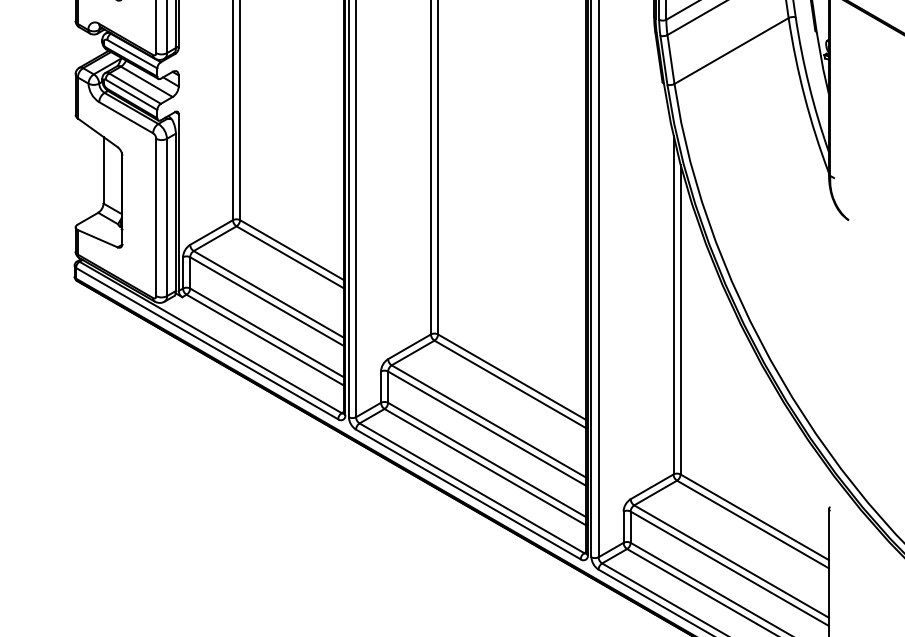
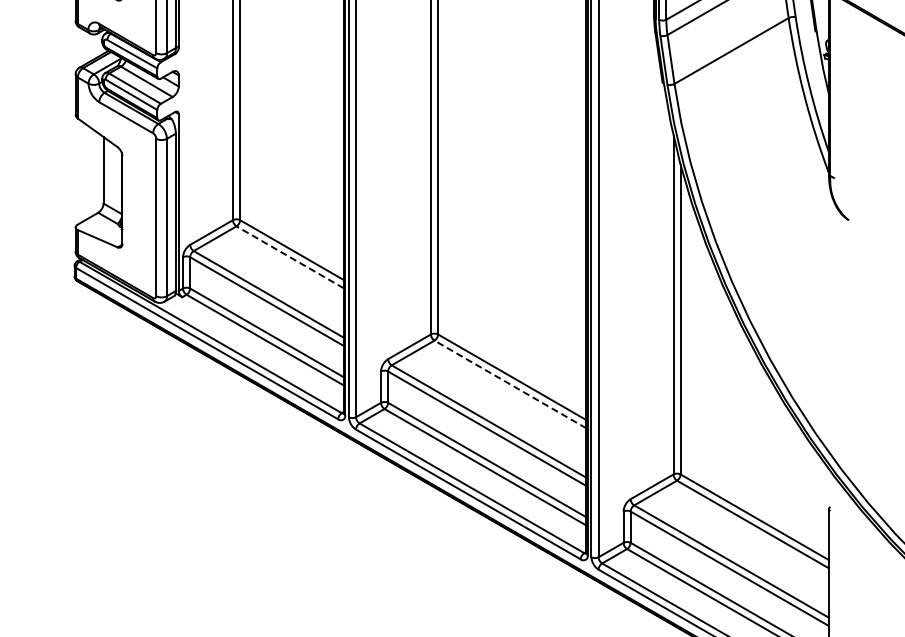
line: solid -> dashed (290, 257)
line: solid -> dashed (510, 384)
